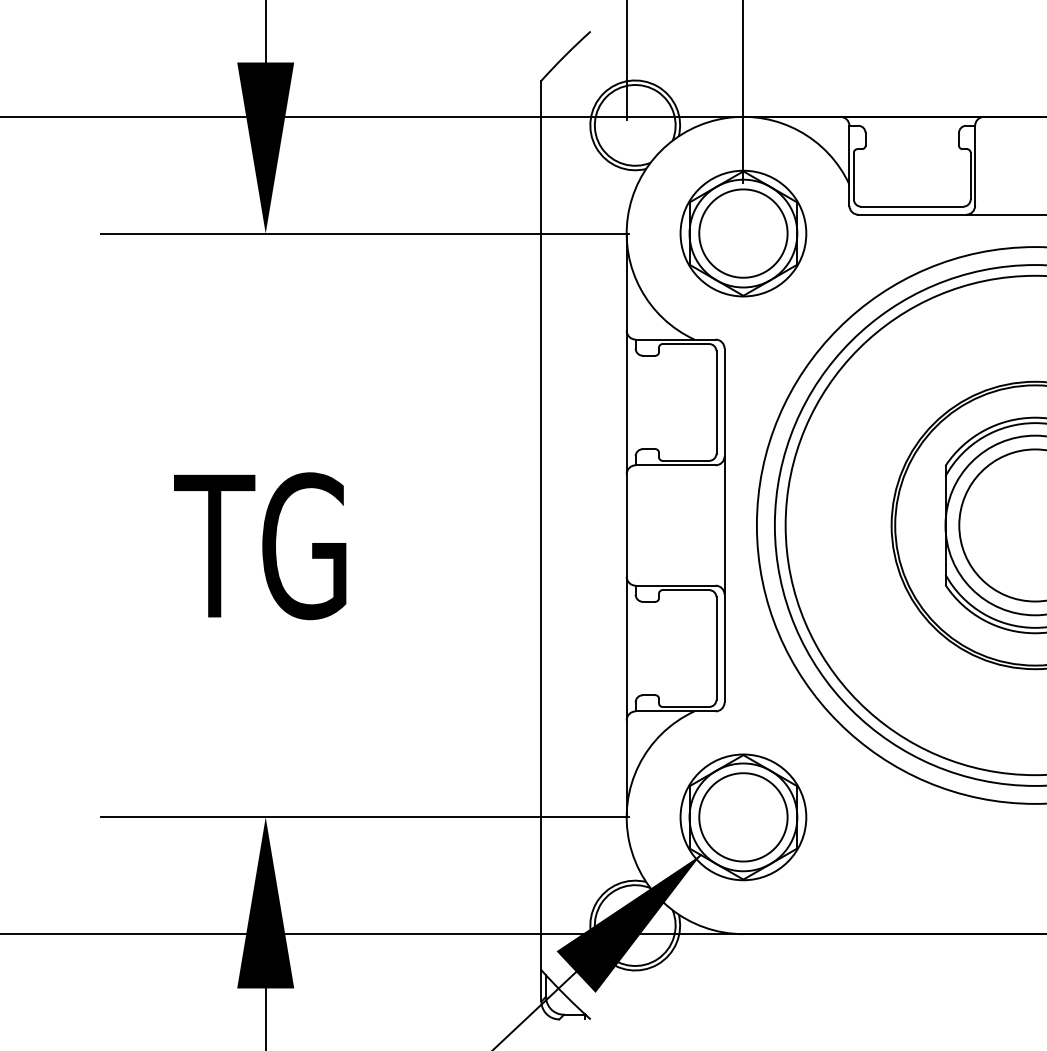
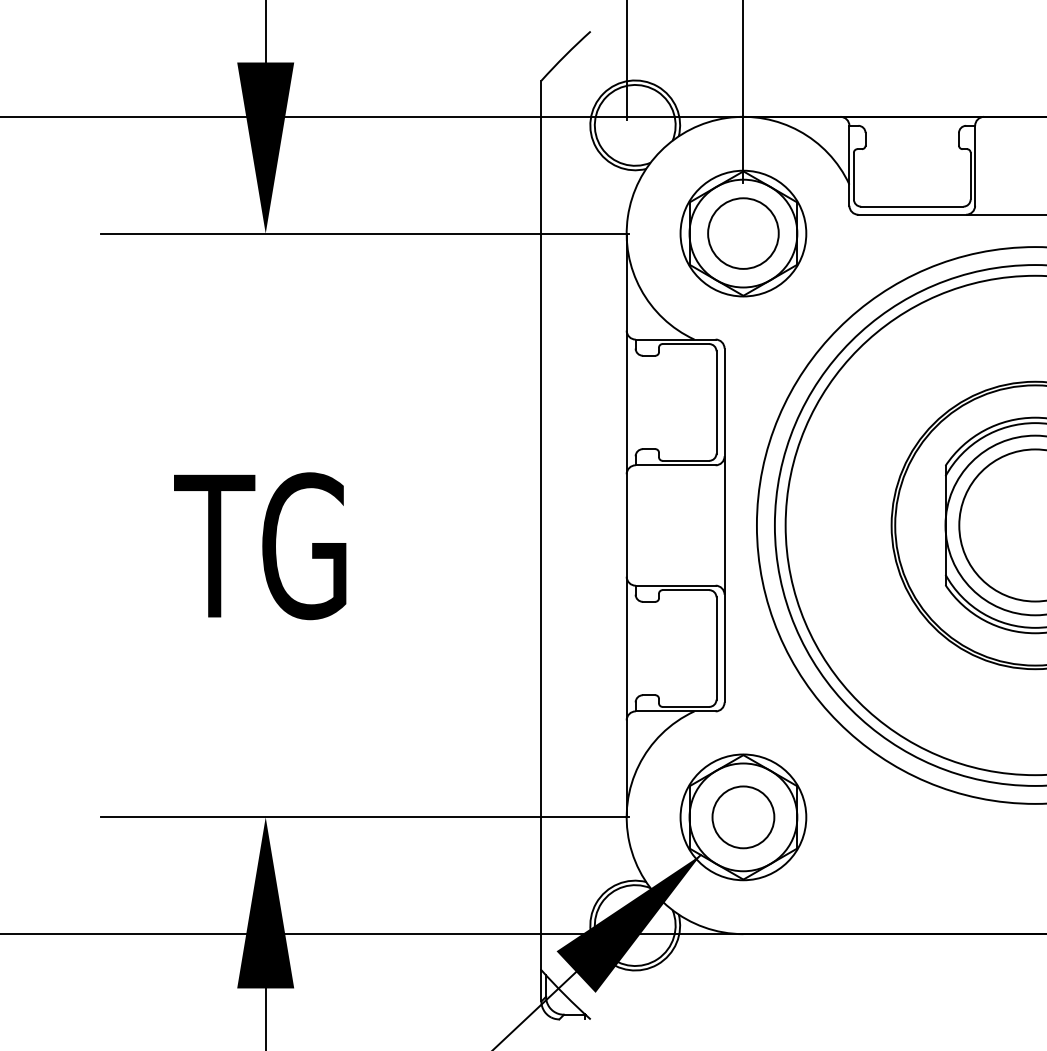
circle diameter: 88 px -> 71 px (743, 233)
circle diameter: 88 px -> 62 px (743, 817)
